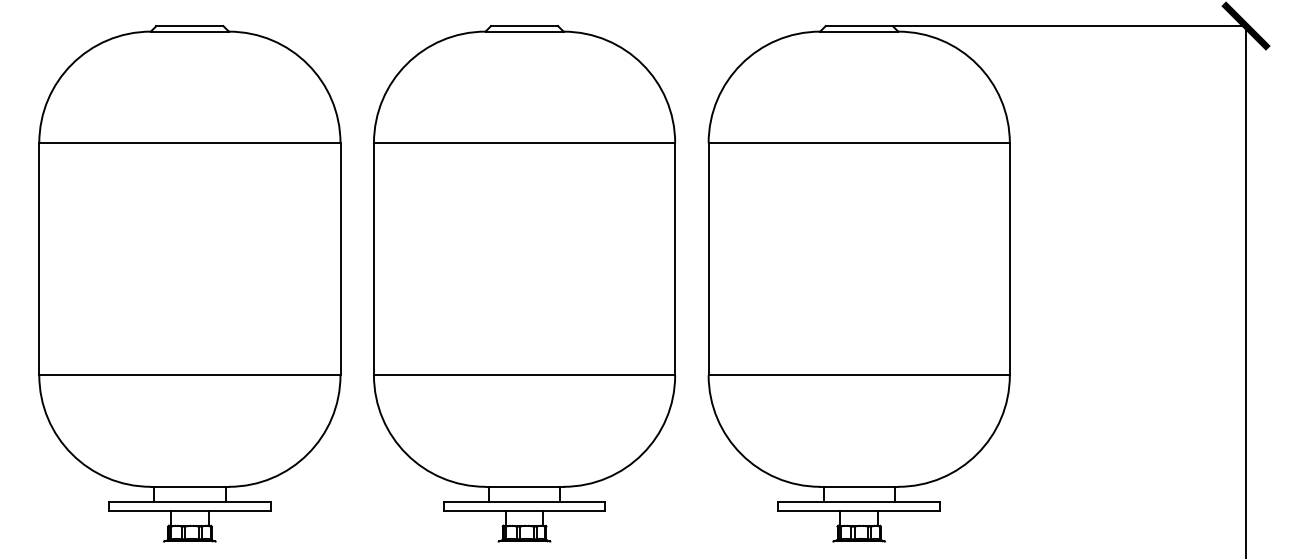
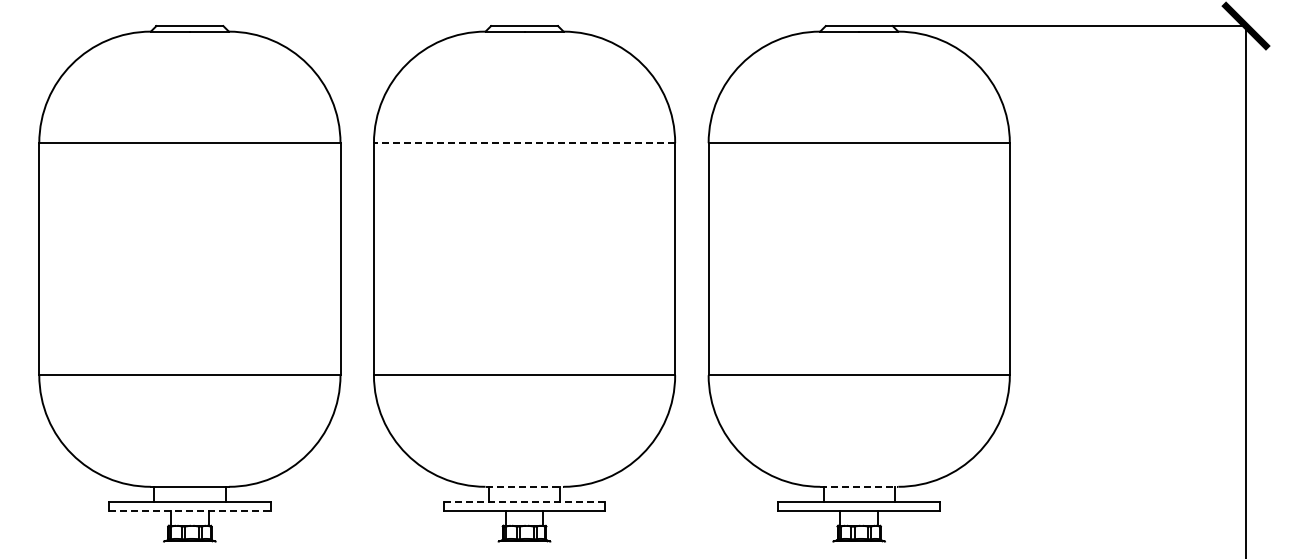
line: solid -> dashed (524, 143)
line: solid -> dashed (525, 486)
line: solid -> dashed (859, 486)
line: solid -> dashed (524, 502)
line: solid -> dashed (189, 511)
